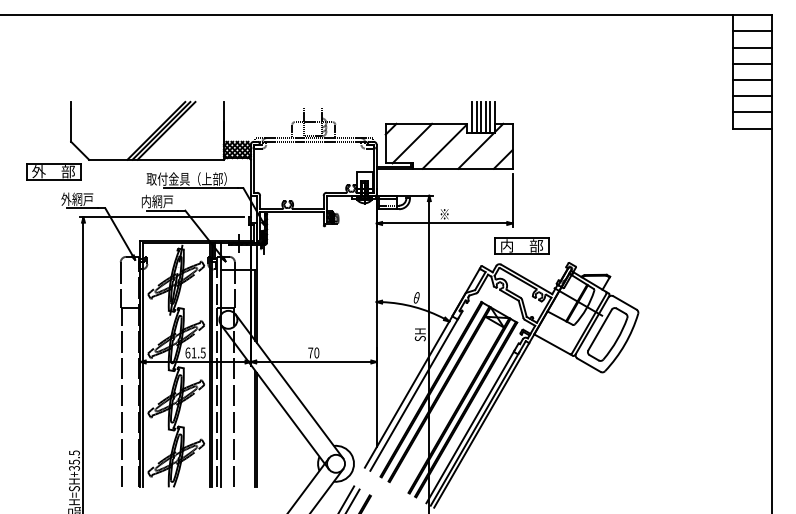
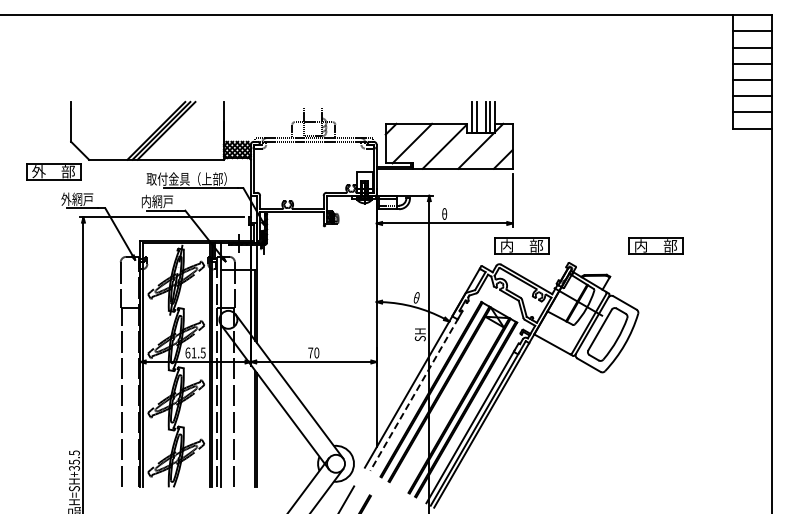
line: present -> none (481, 116)
text: ※ -> θ (444, 213)
part: none -> present (655, 245)
line: solid -> dashed (414, 394)
line: present -> none (353, 499)
